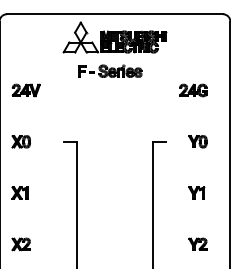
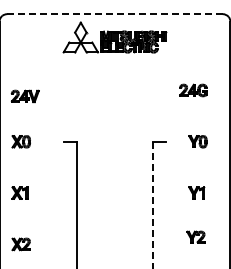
line: solid -> dashed (114, 14)
part: present -> none (110, 70)
part position: (25, 90) -> (24, 96) (24, 96)
line: solid -> dashed (153, 205)
part position: (197, 243) -> (195, 236) (195, 236)
